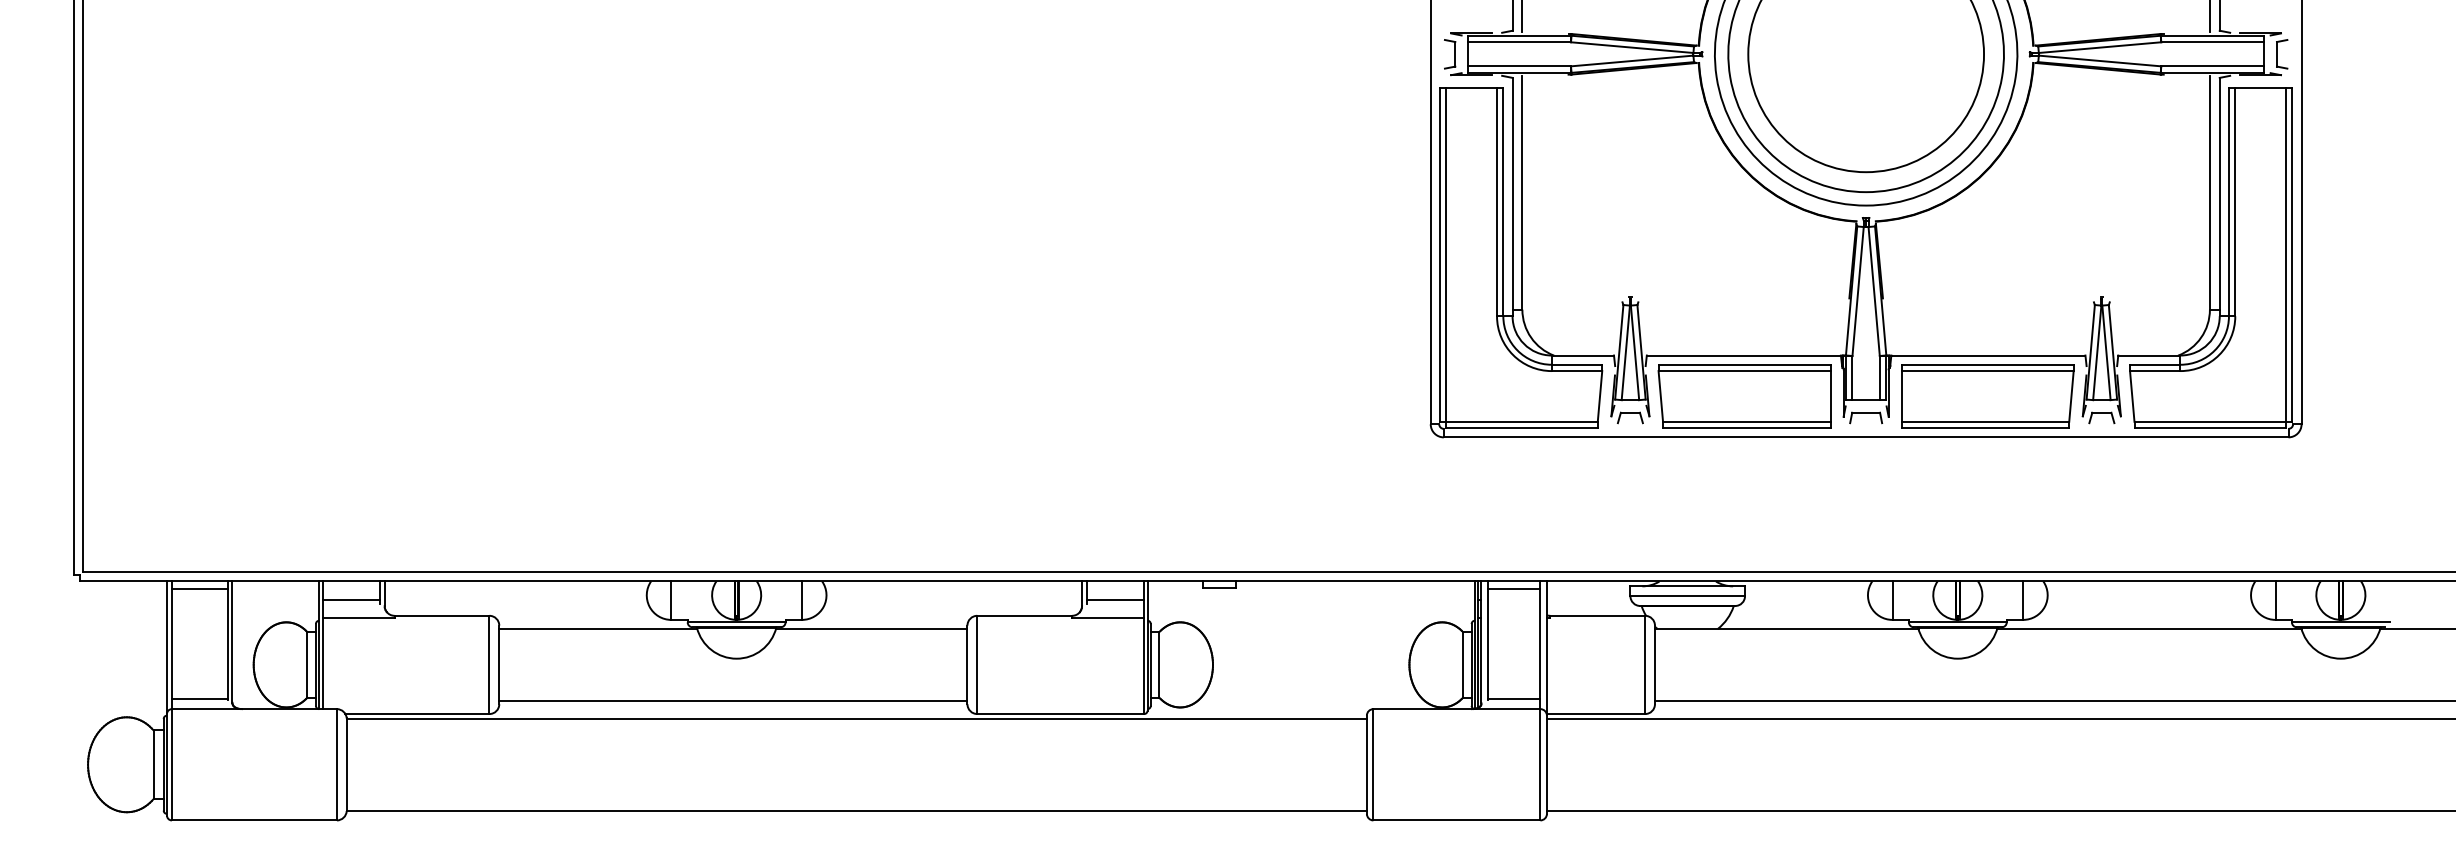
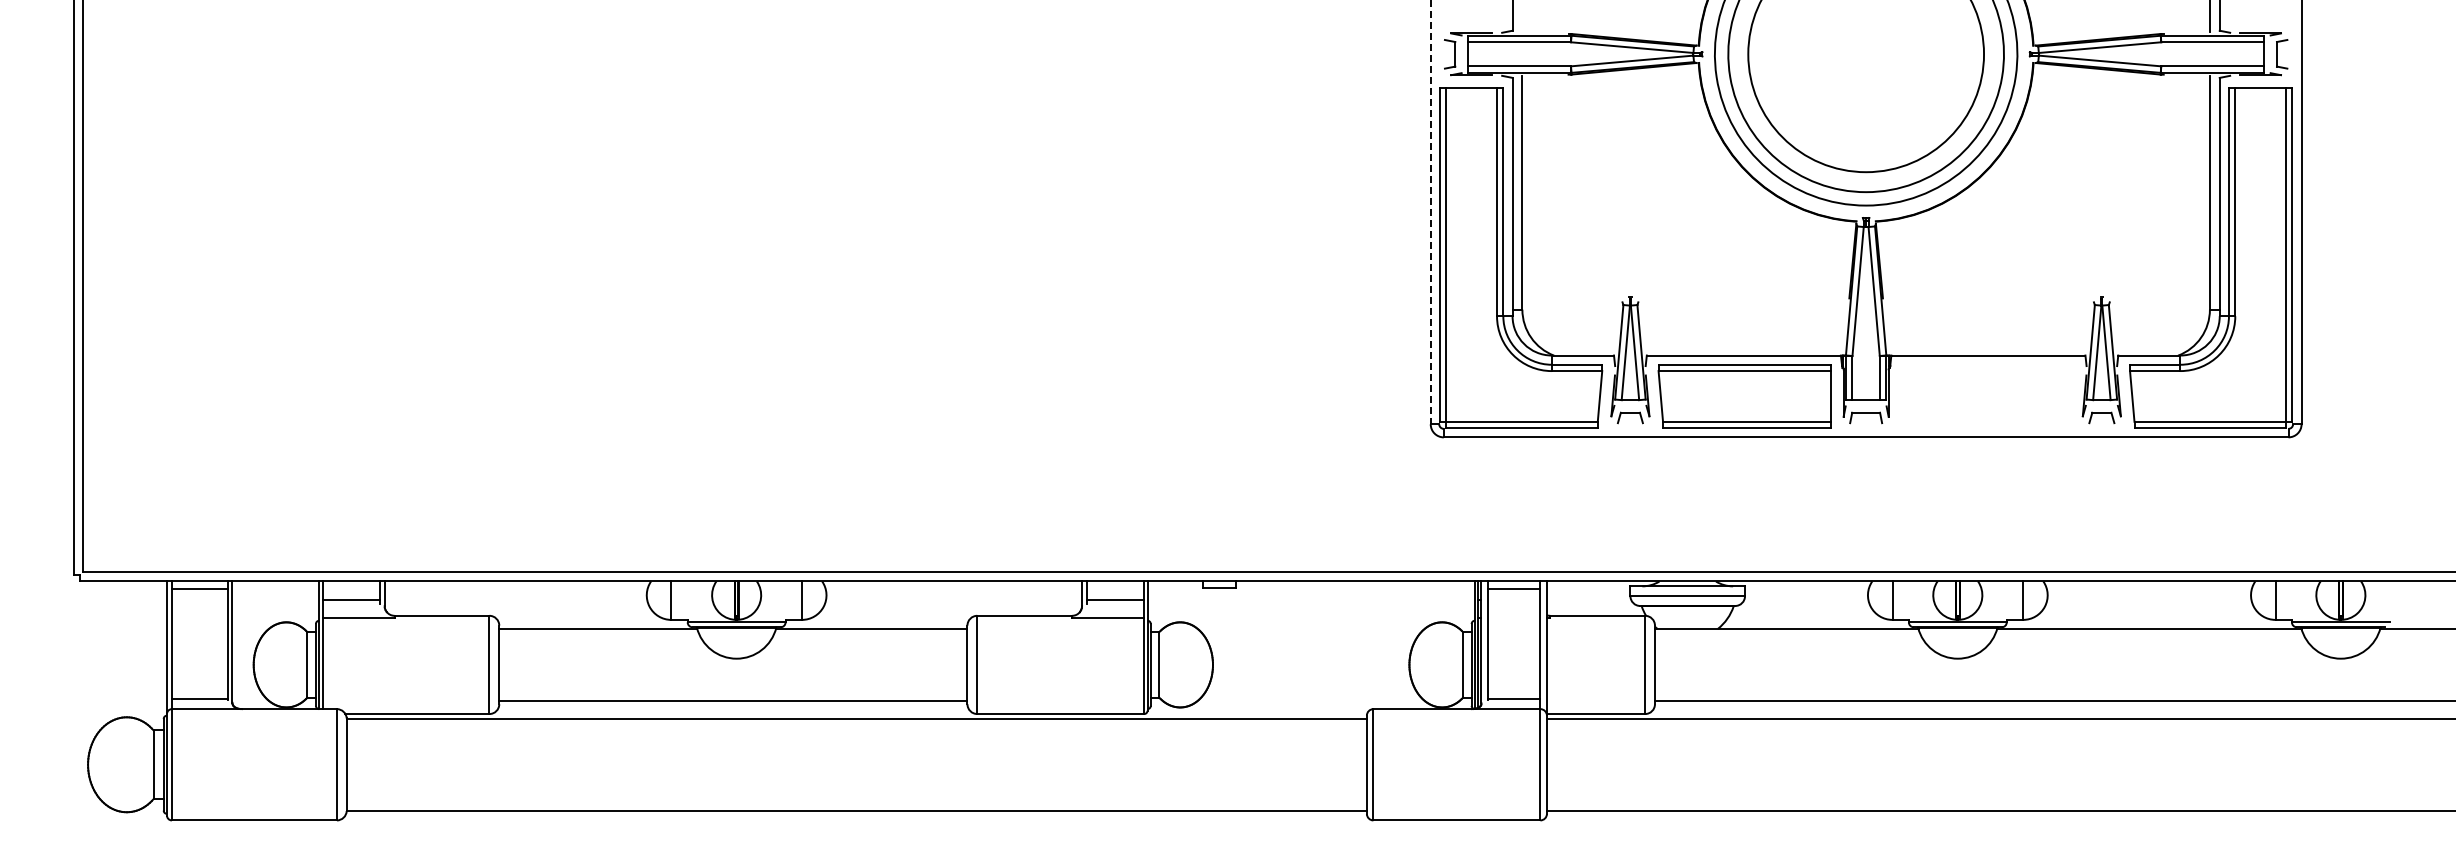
line: present -> none (1522, 17)
line: solid -> dashed (1430, 212)
part: present -> none (1987, 396)
